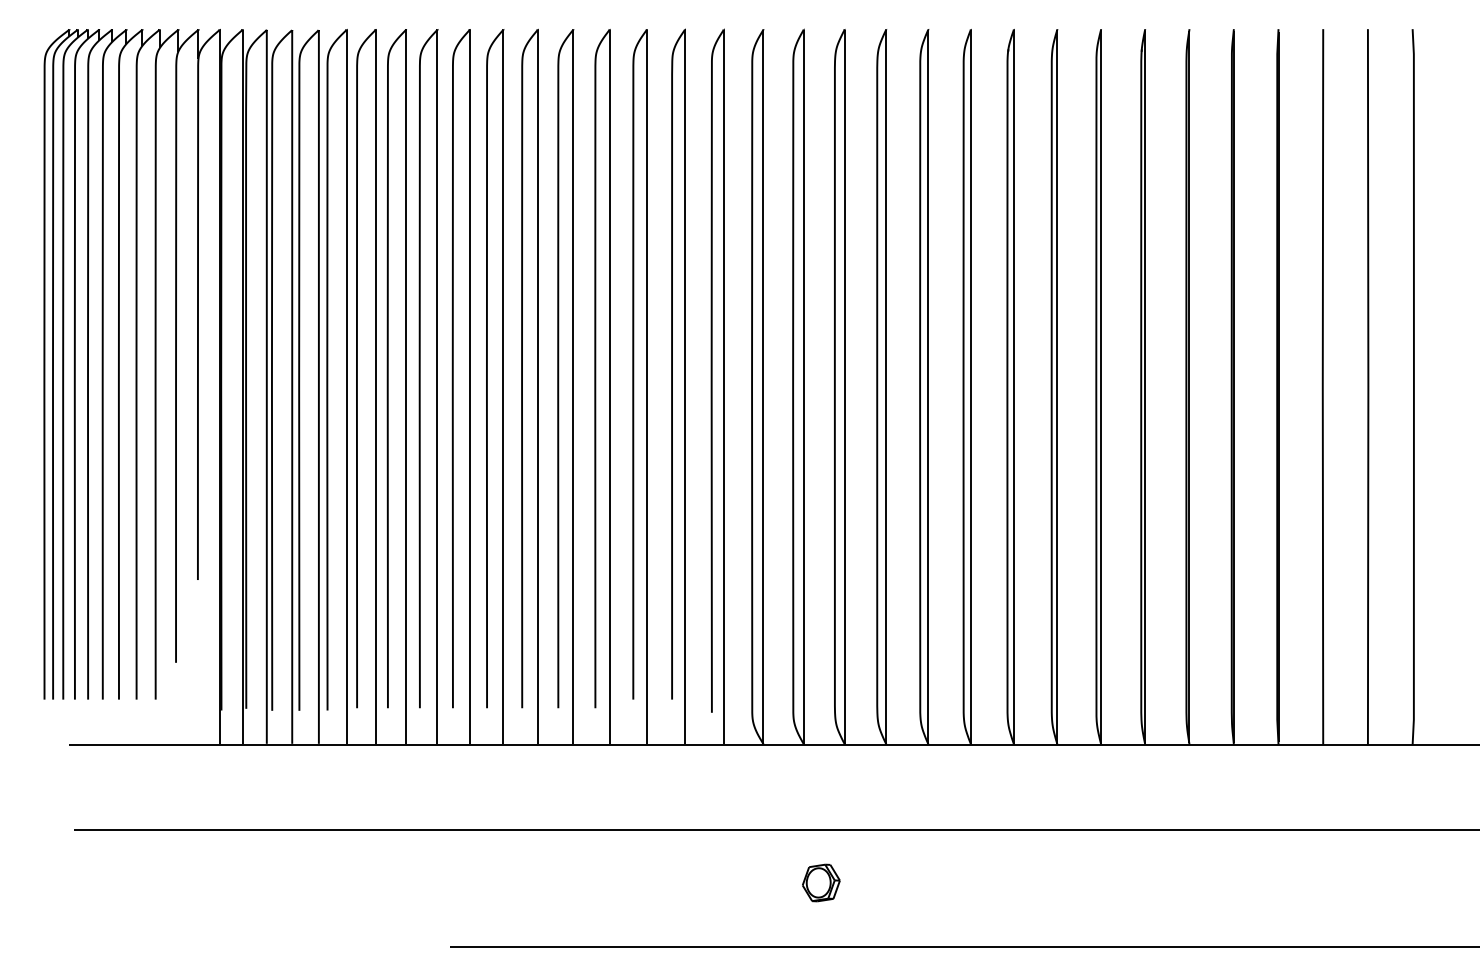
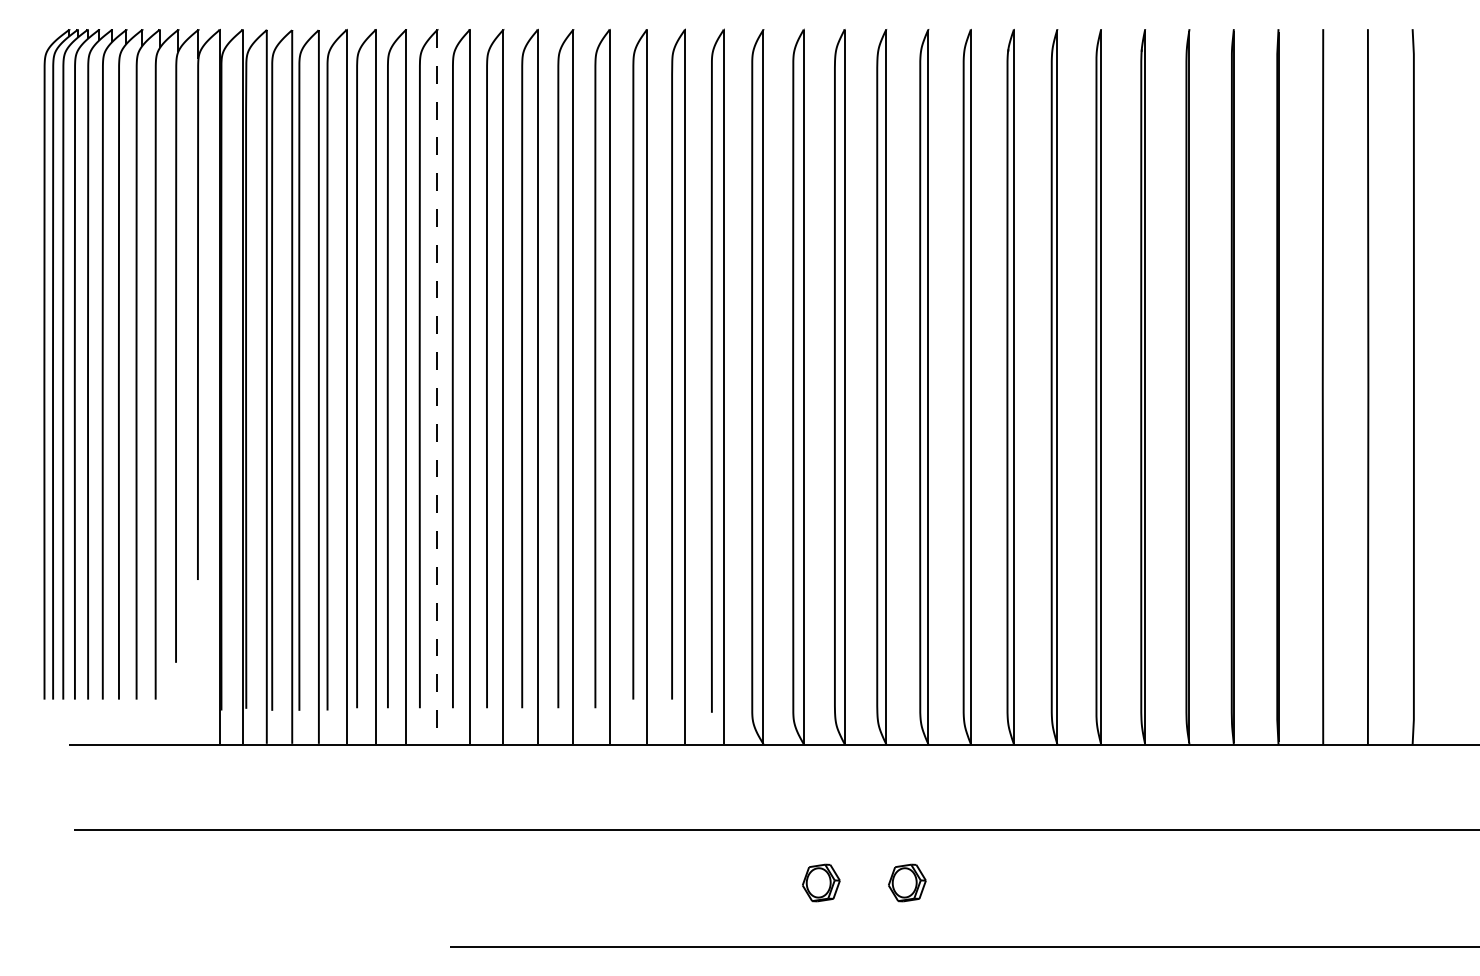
line: solid -> dashed (437, 386)
part: none -> present (907, 882)
